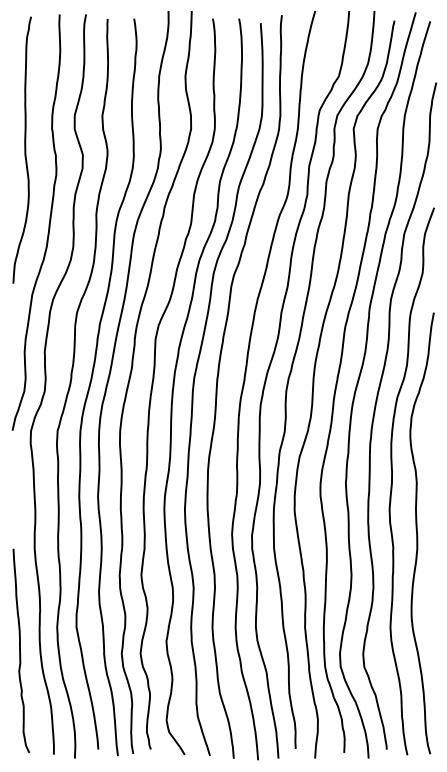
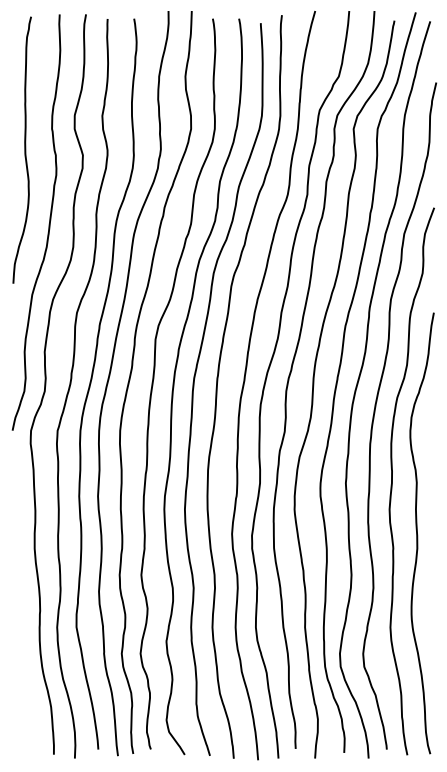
curve: present -> none (20, 650)
